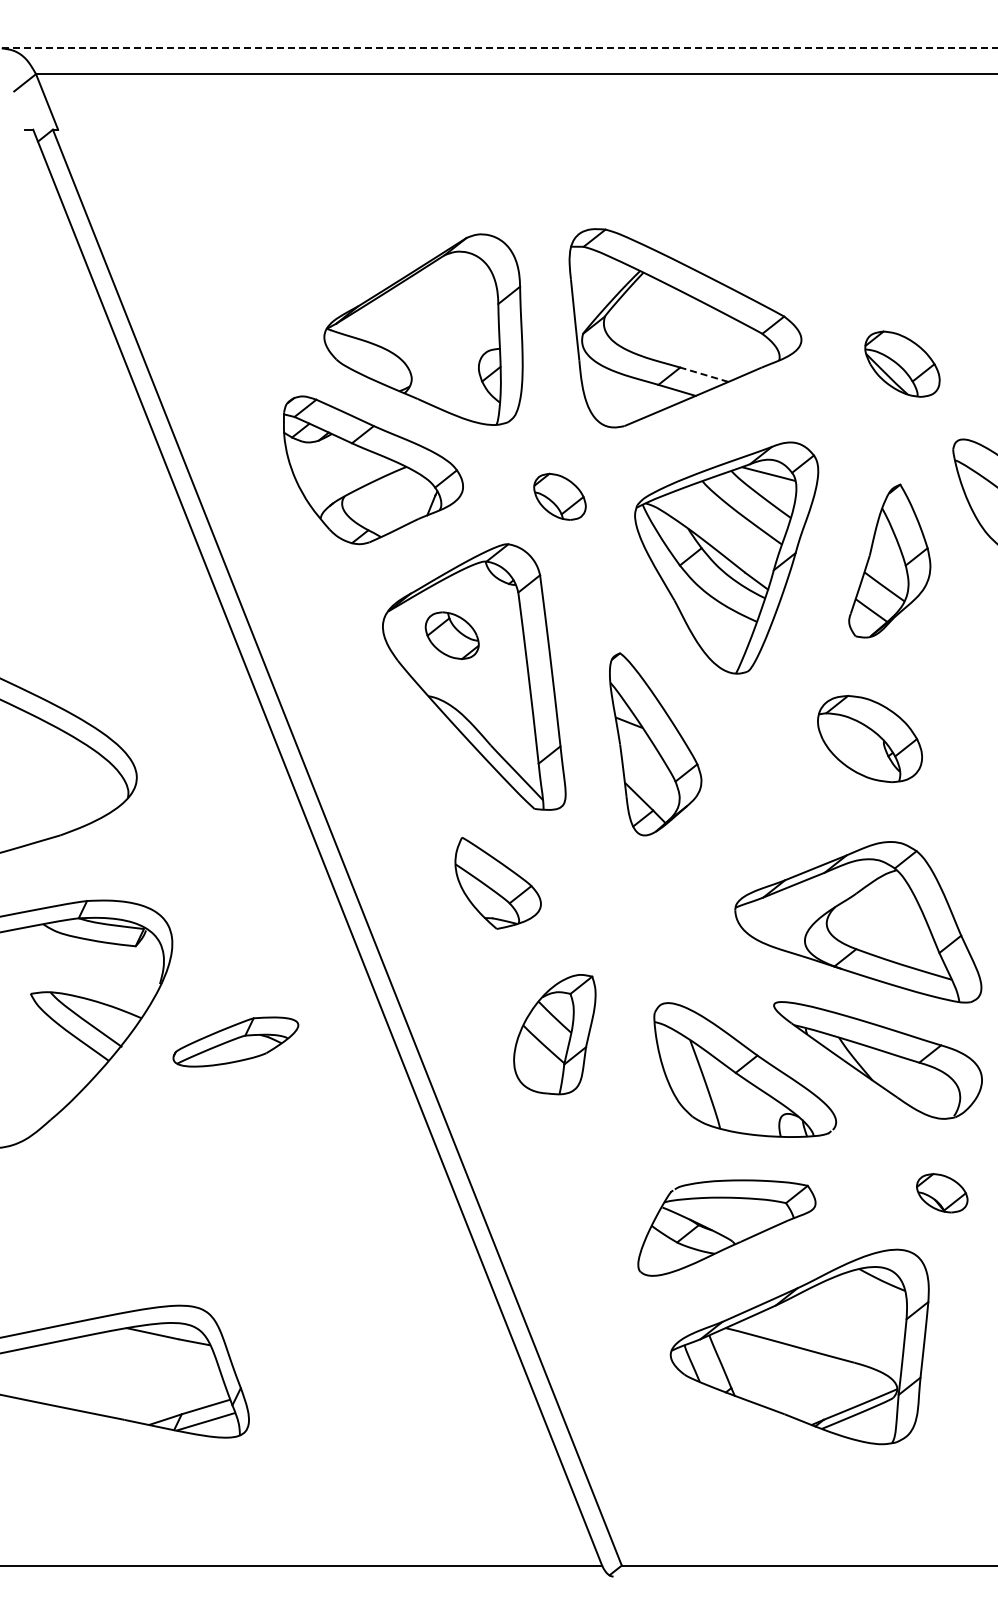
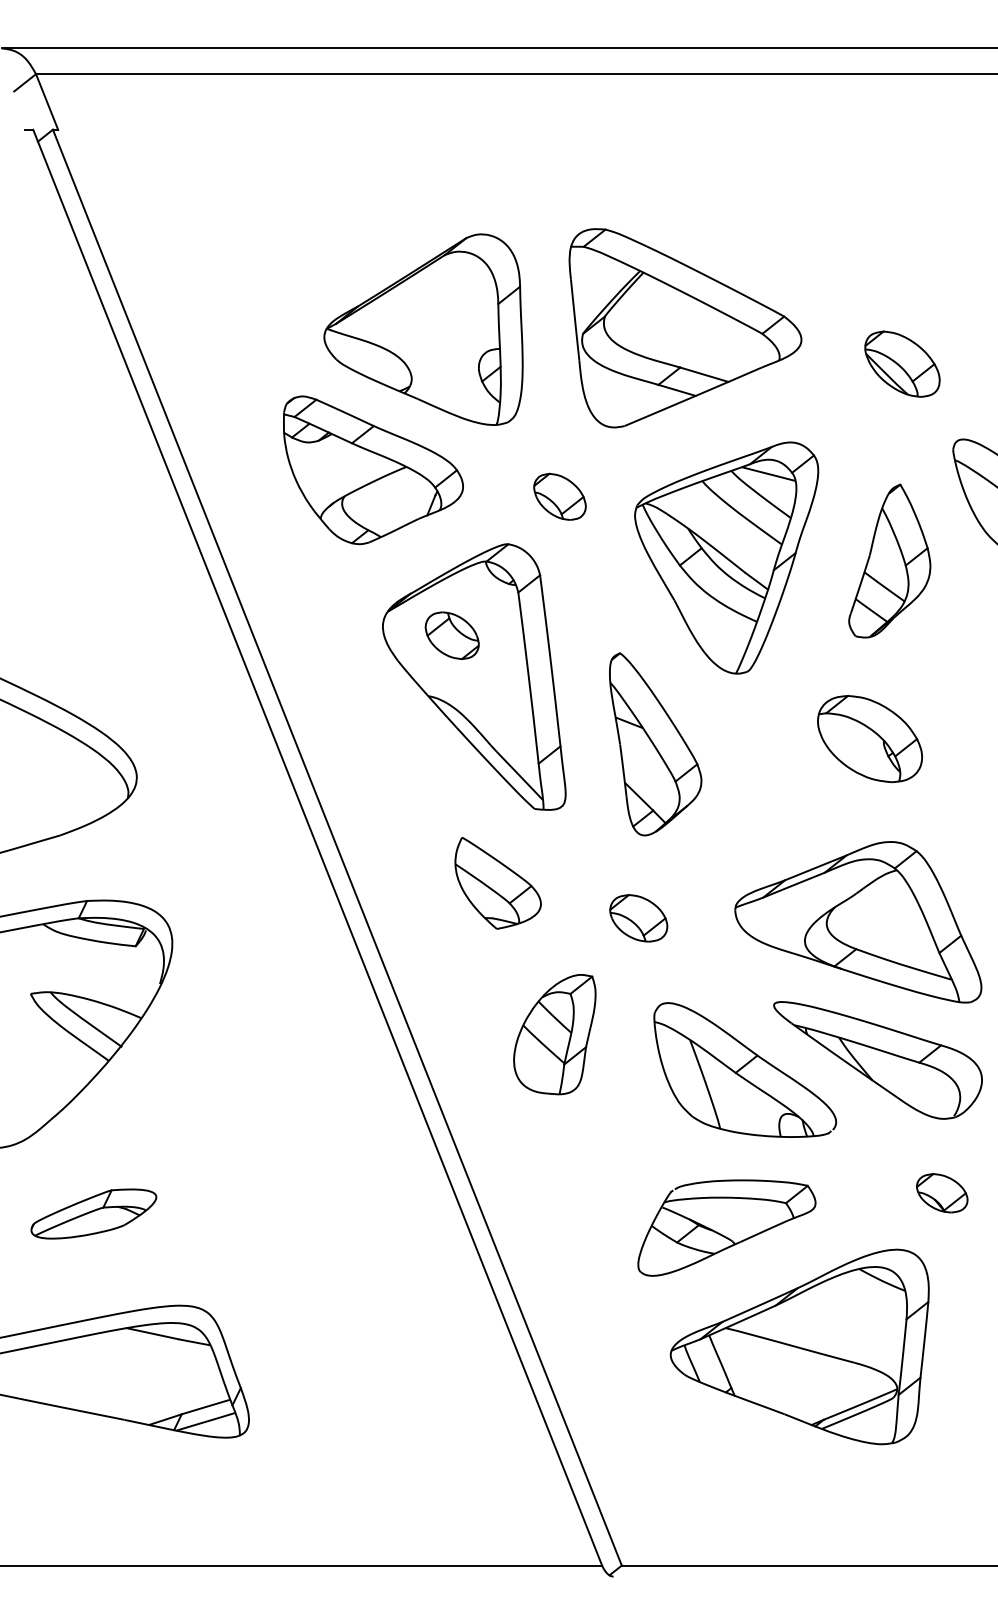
line: dashed -> solid (499, 48)
line: dashed -> solid (703, 374)
part: none -> present (638, 918)
part position: (235, 1041) -> (93, 1213) (93, 1213)
